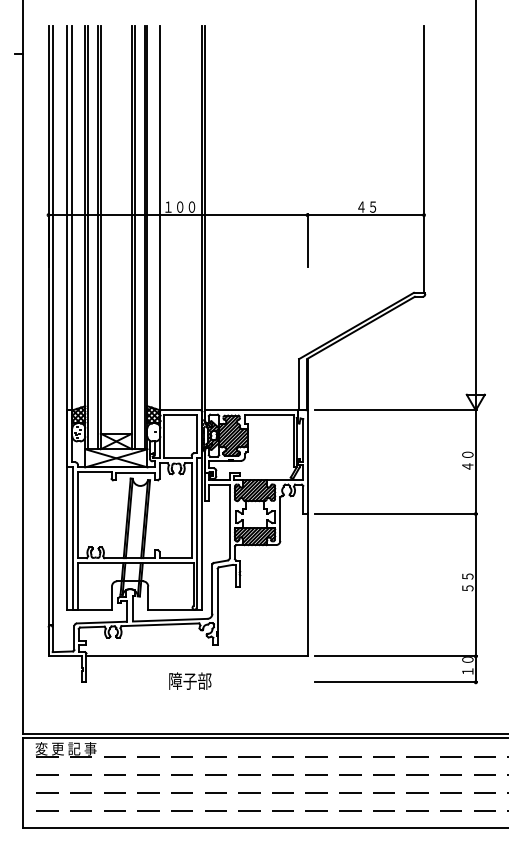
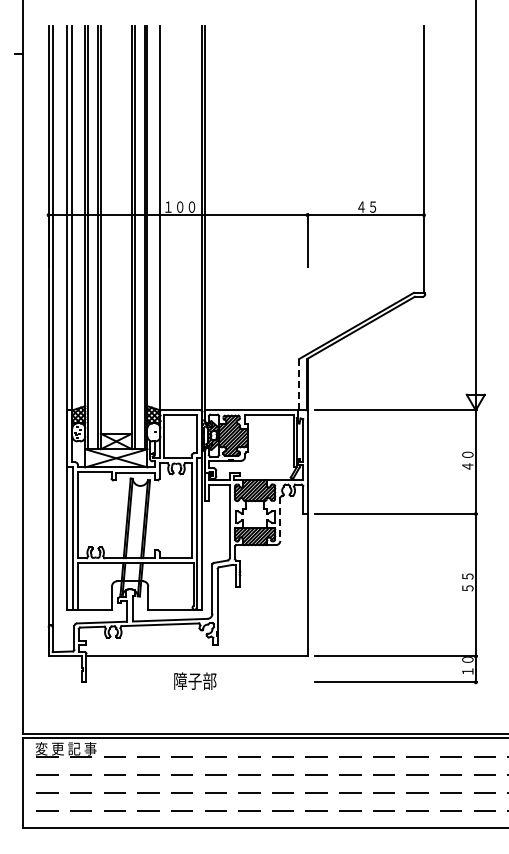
line: solid -> dashed (299, 384)
line: solid -> dashed (280, 519)
text position: (190, 680) -> (195, 680) (195, 680)
